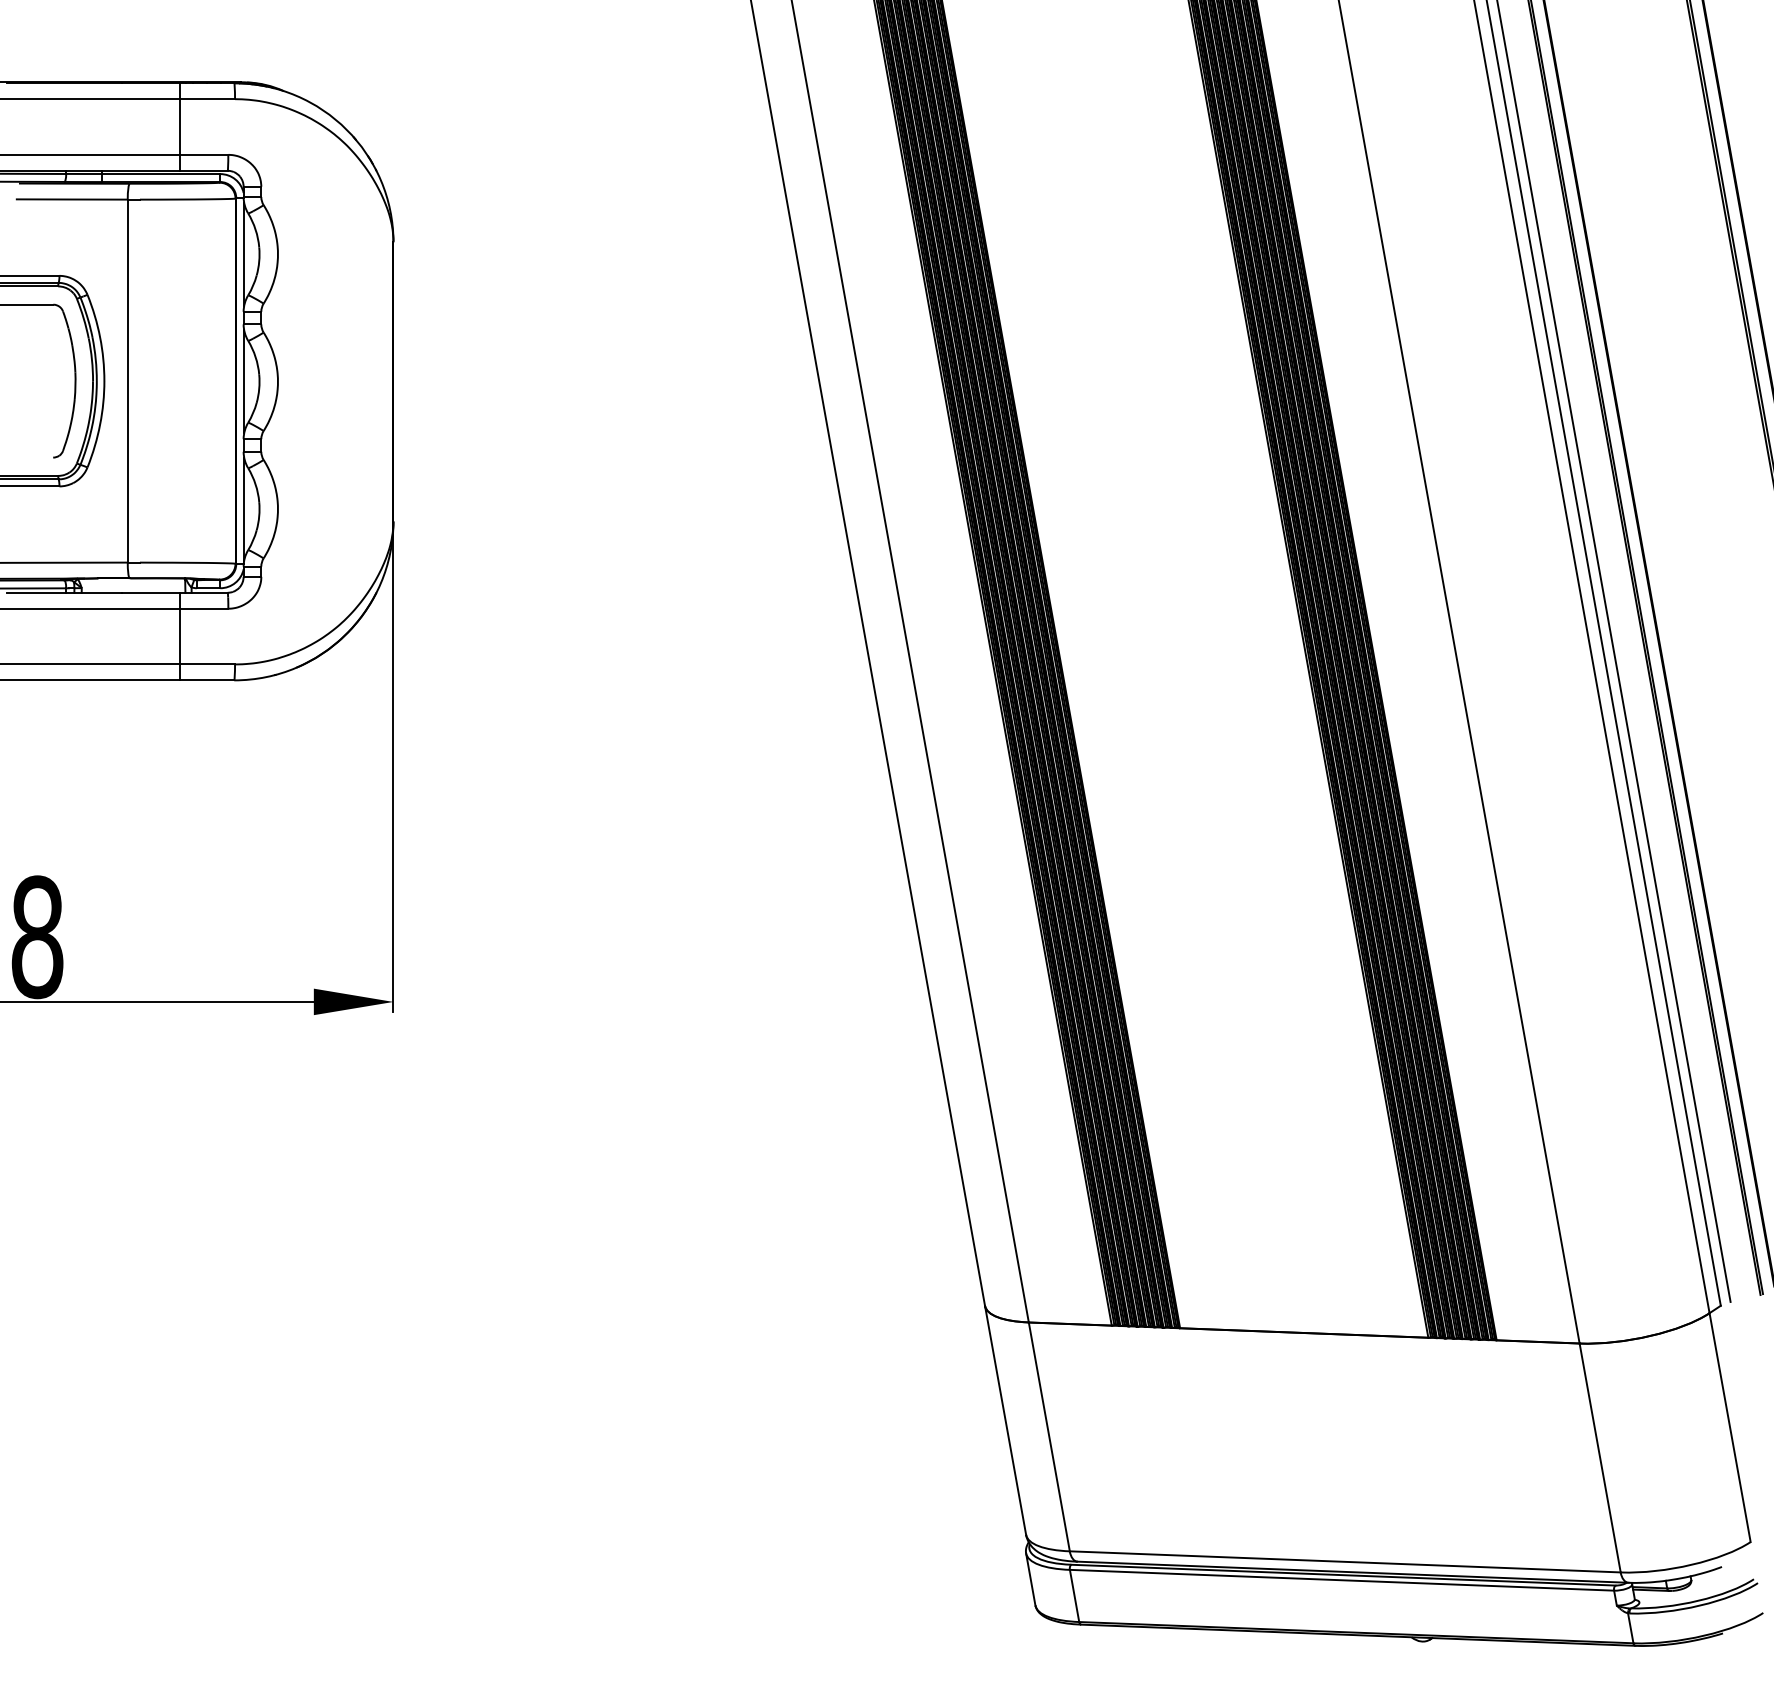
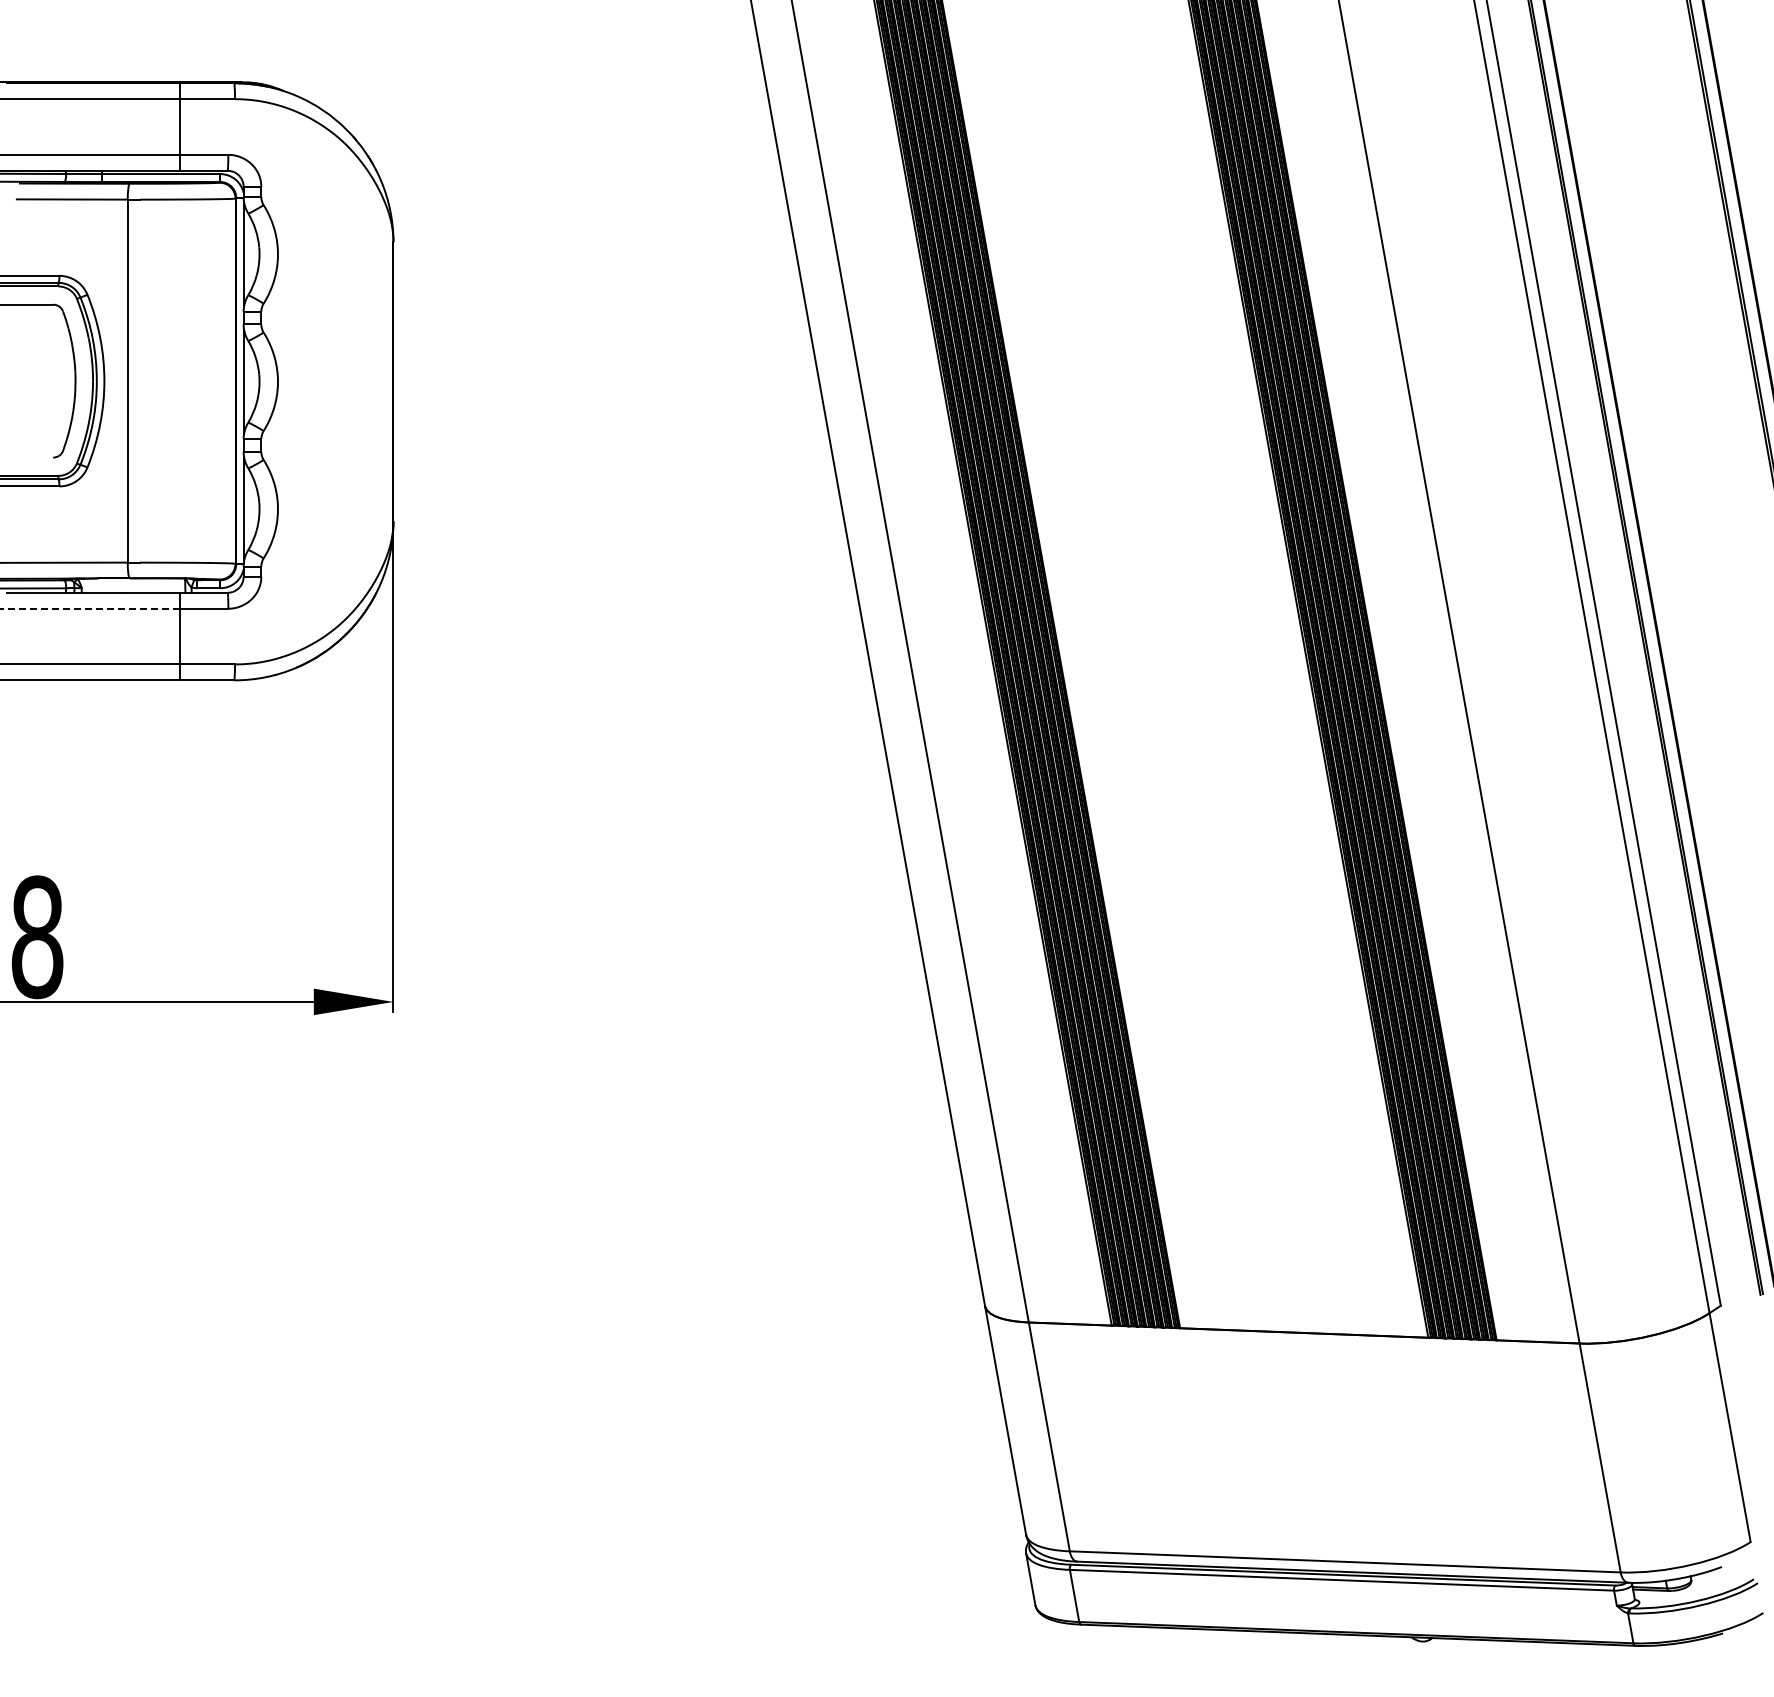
line: solid -> dashed (89, 608)
line: present -> none (1613, 651)
